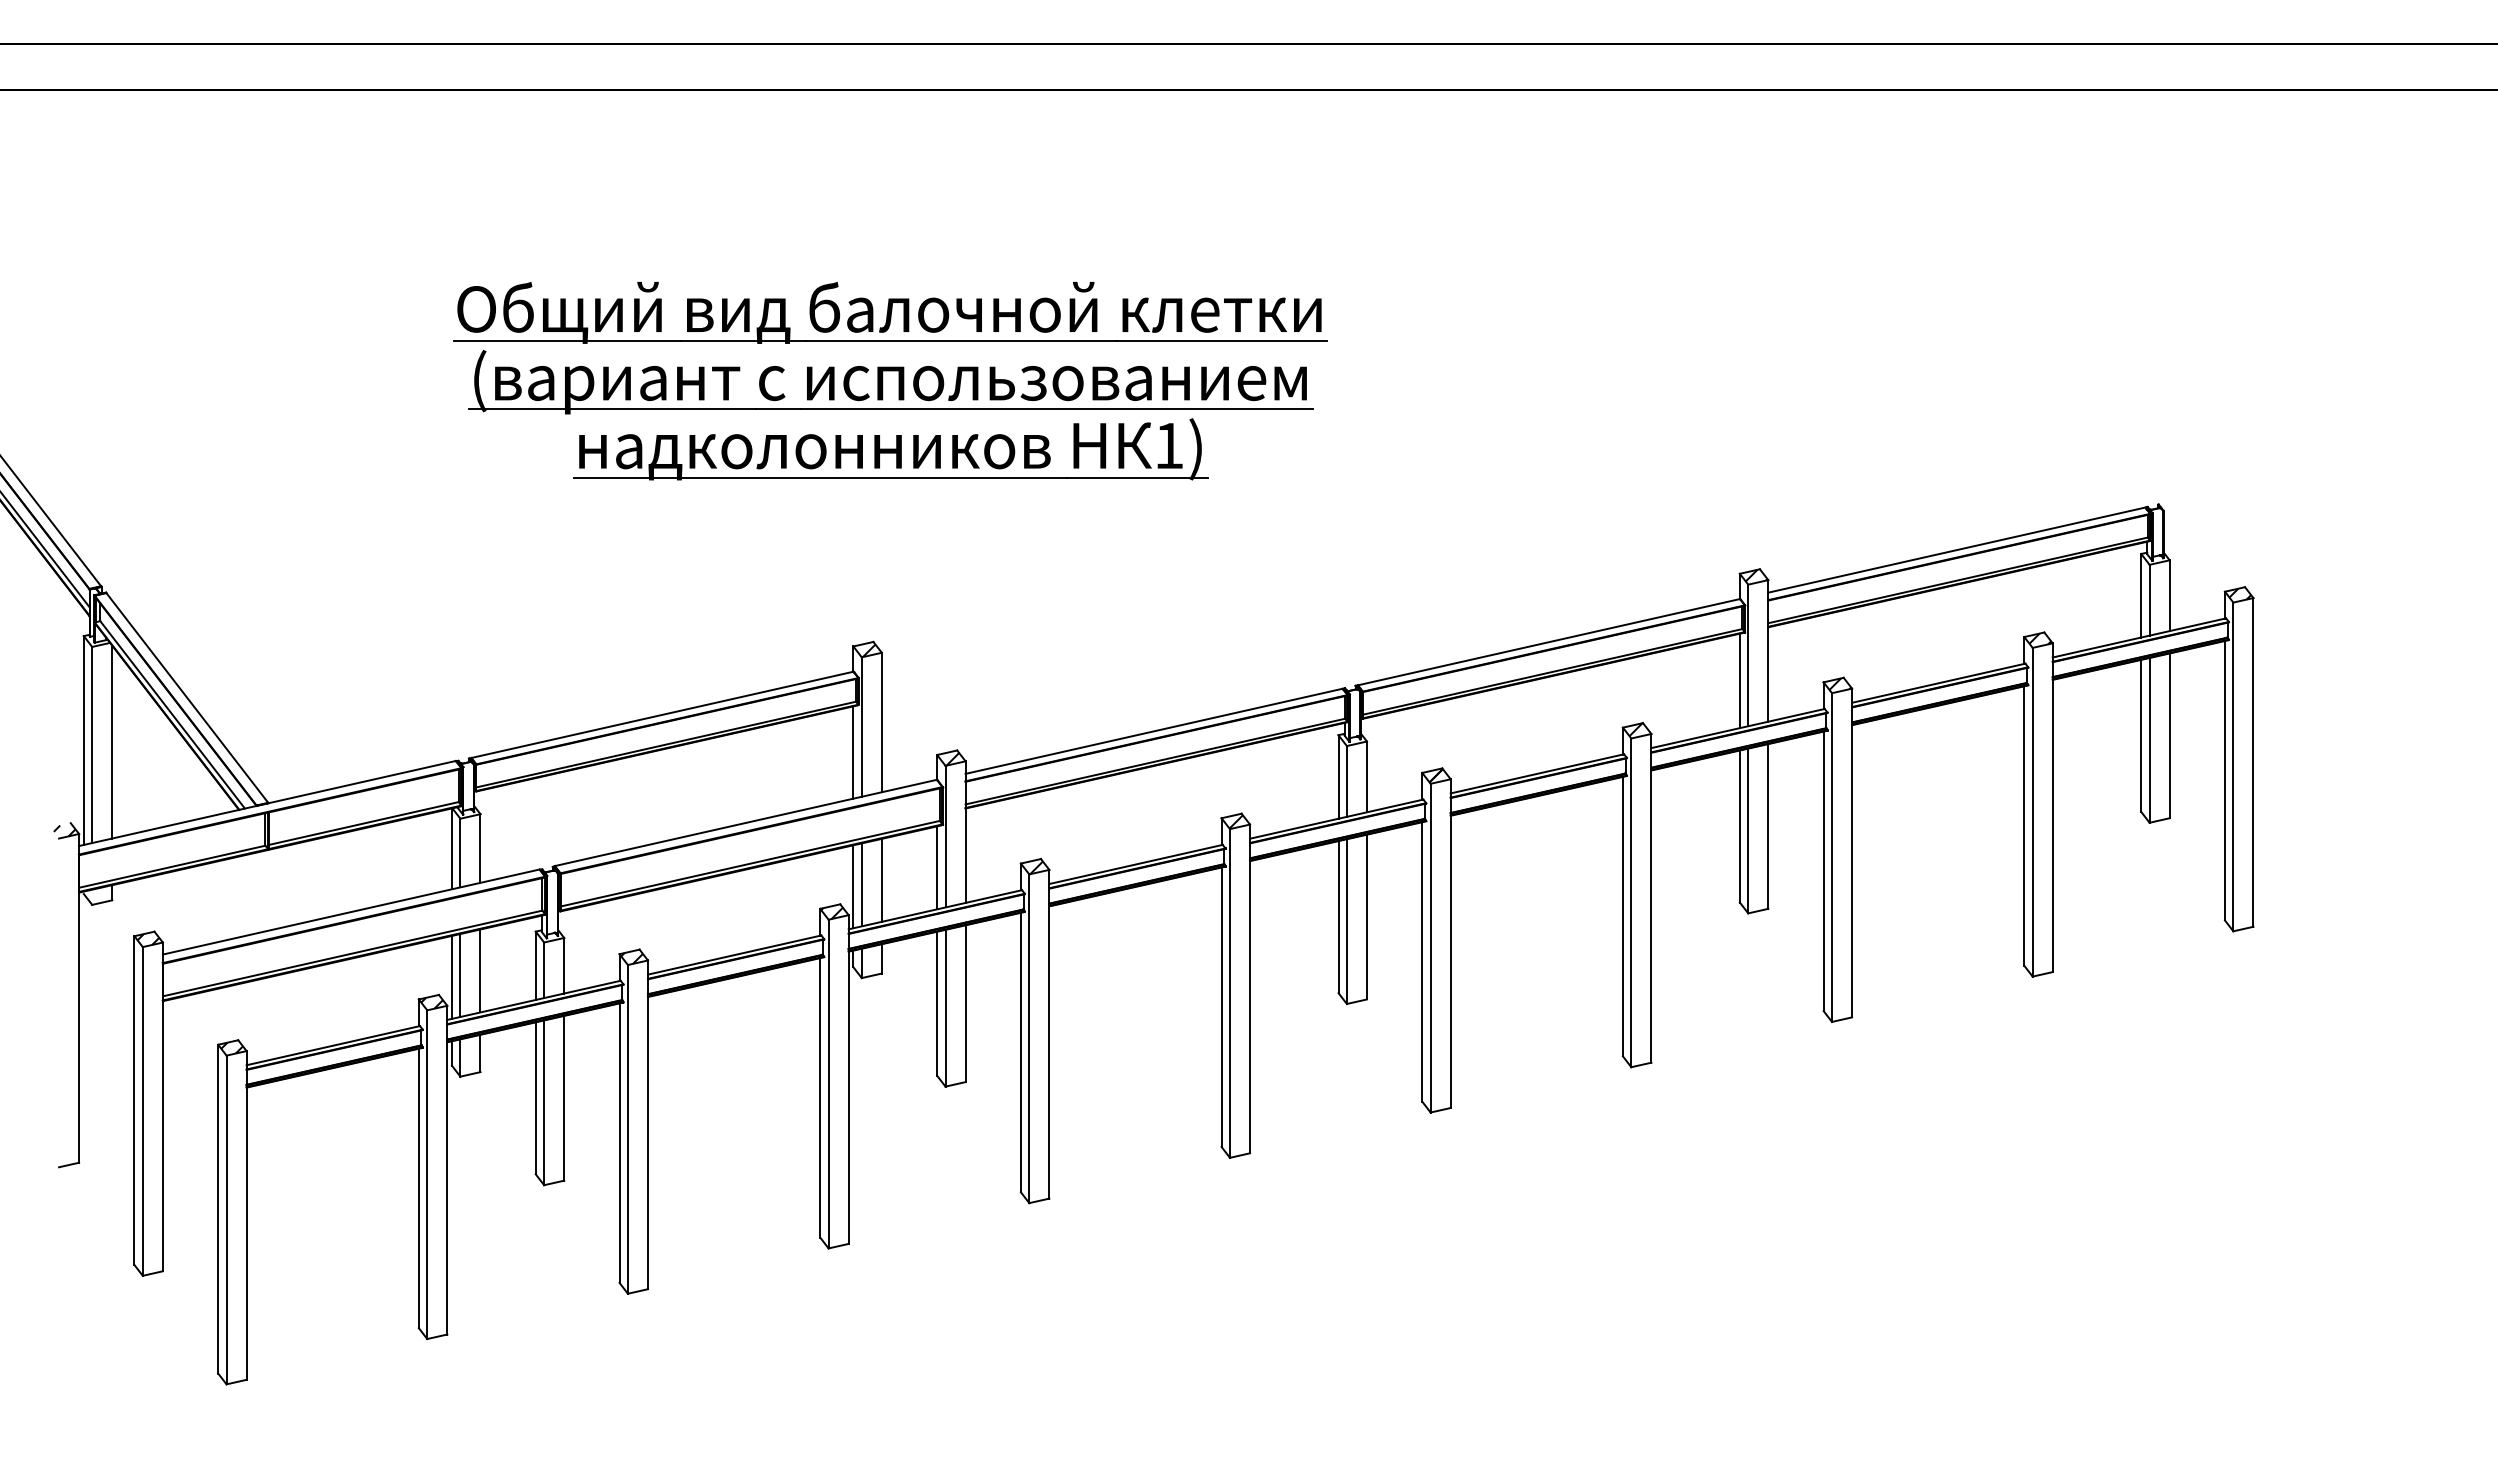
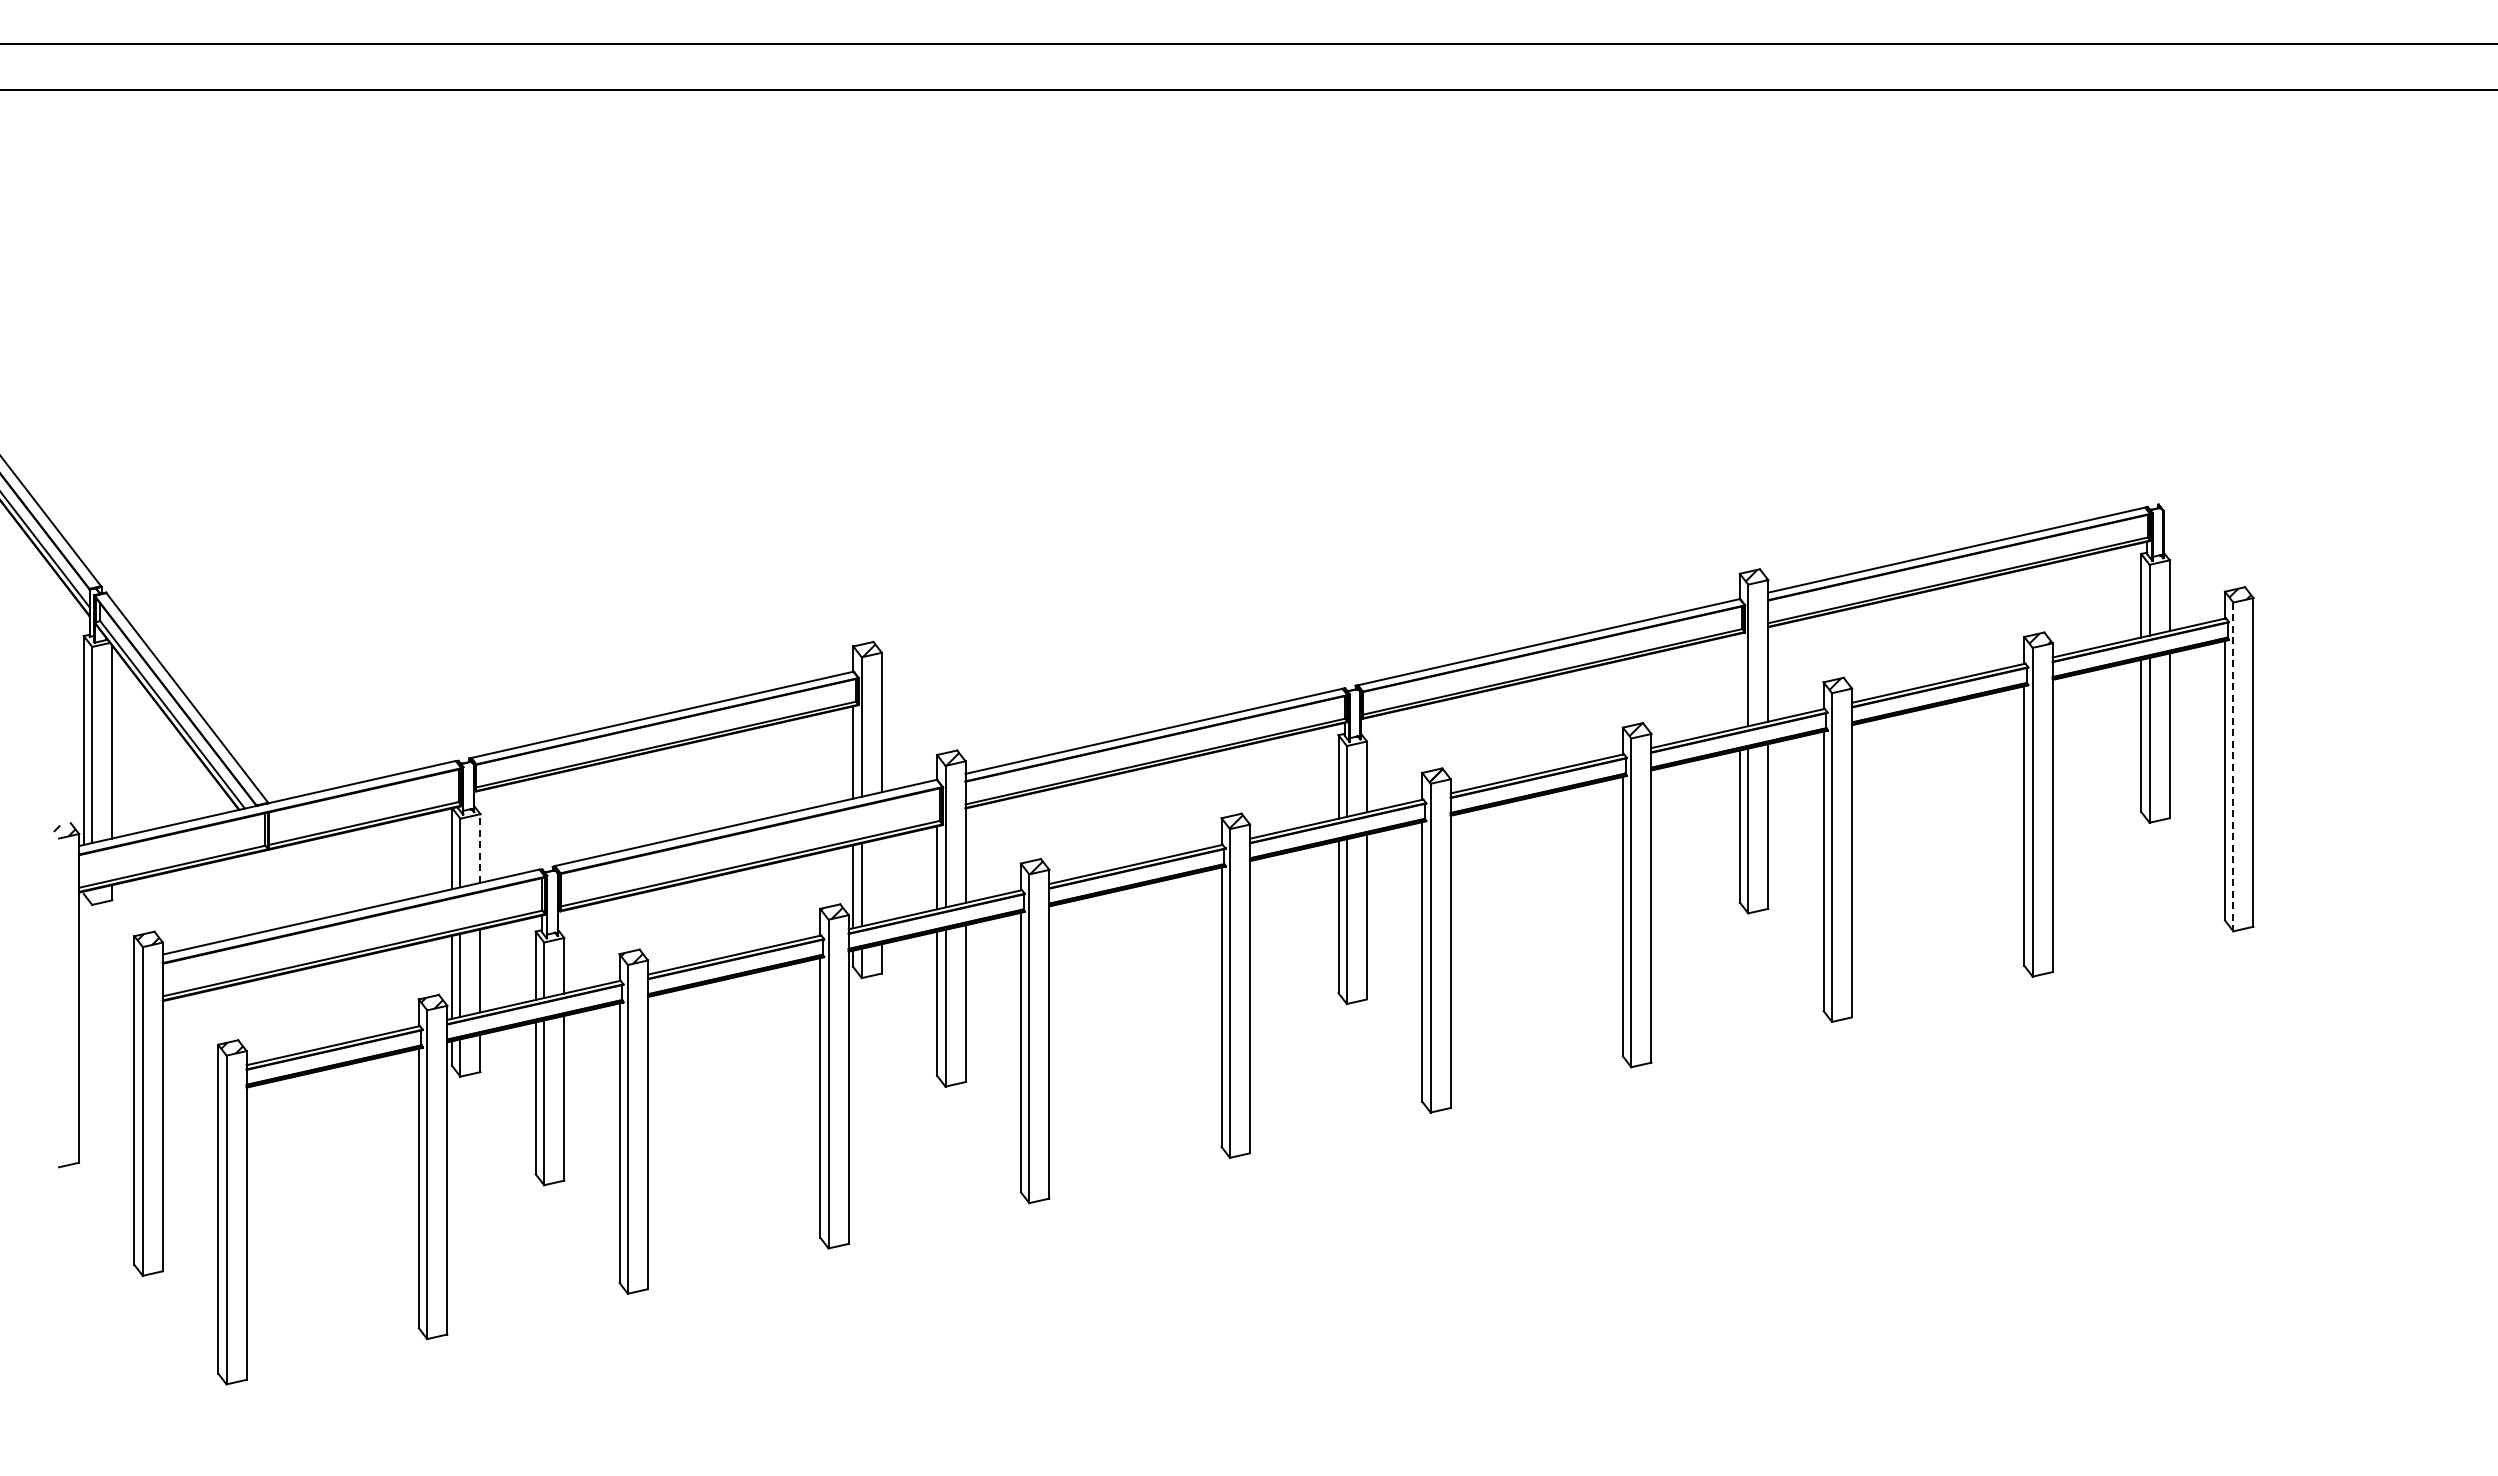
part: present -> none (883, 380)
line: present -> none (1739, 680)
line: solid -> dashed (2233, 767)
line: solid -> dashed (480, 848)
line: present -> none (881, 879)
